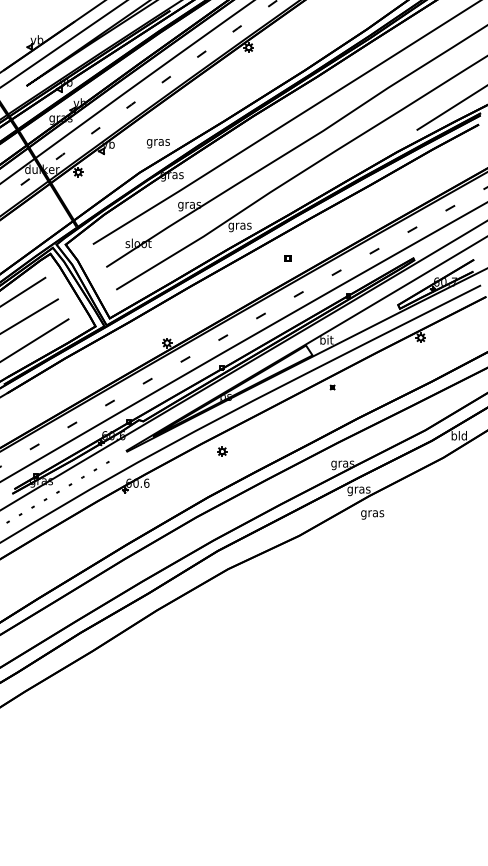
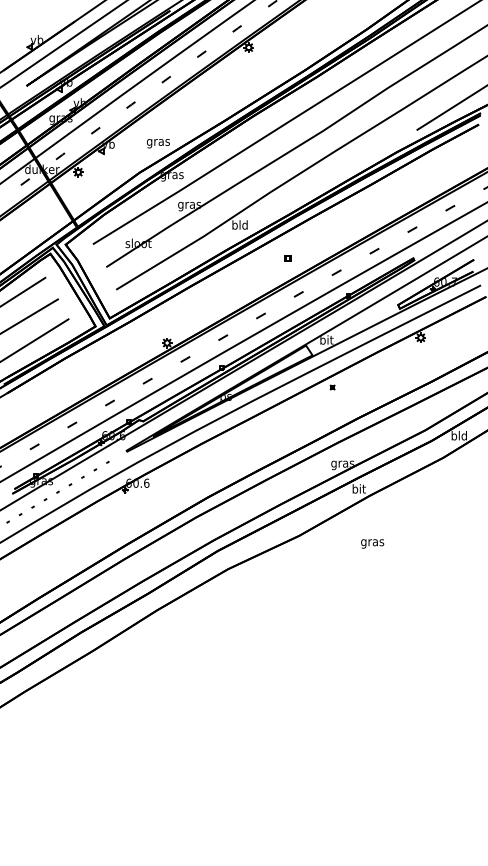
text: gras -> bld (239, 226)
part: present -> none (222, 451)
text: gras -> bit (358, 490)
text position: (372, 514) -> (372, 543) (372, 543)
